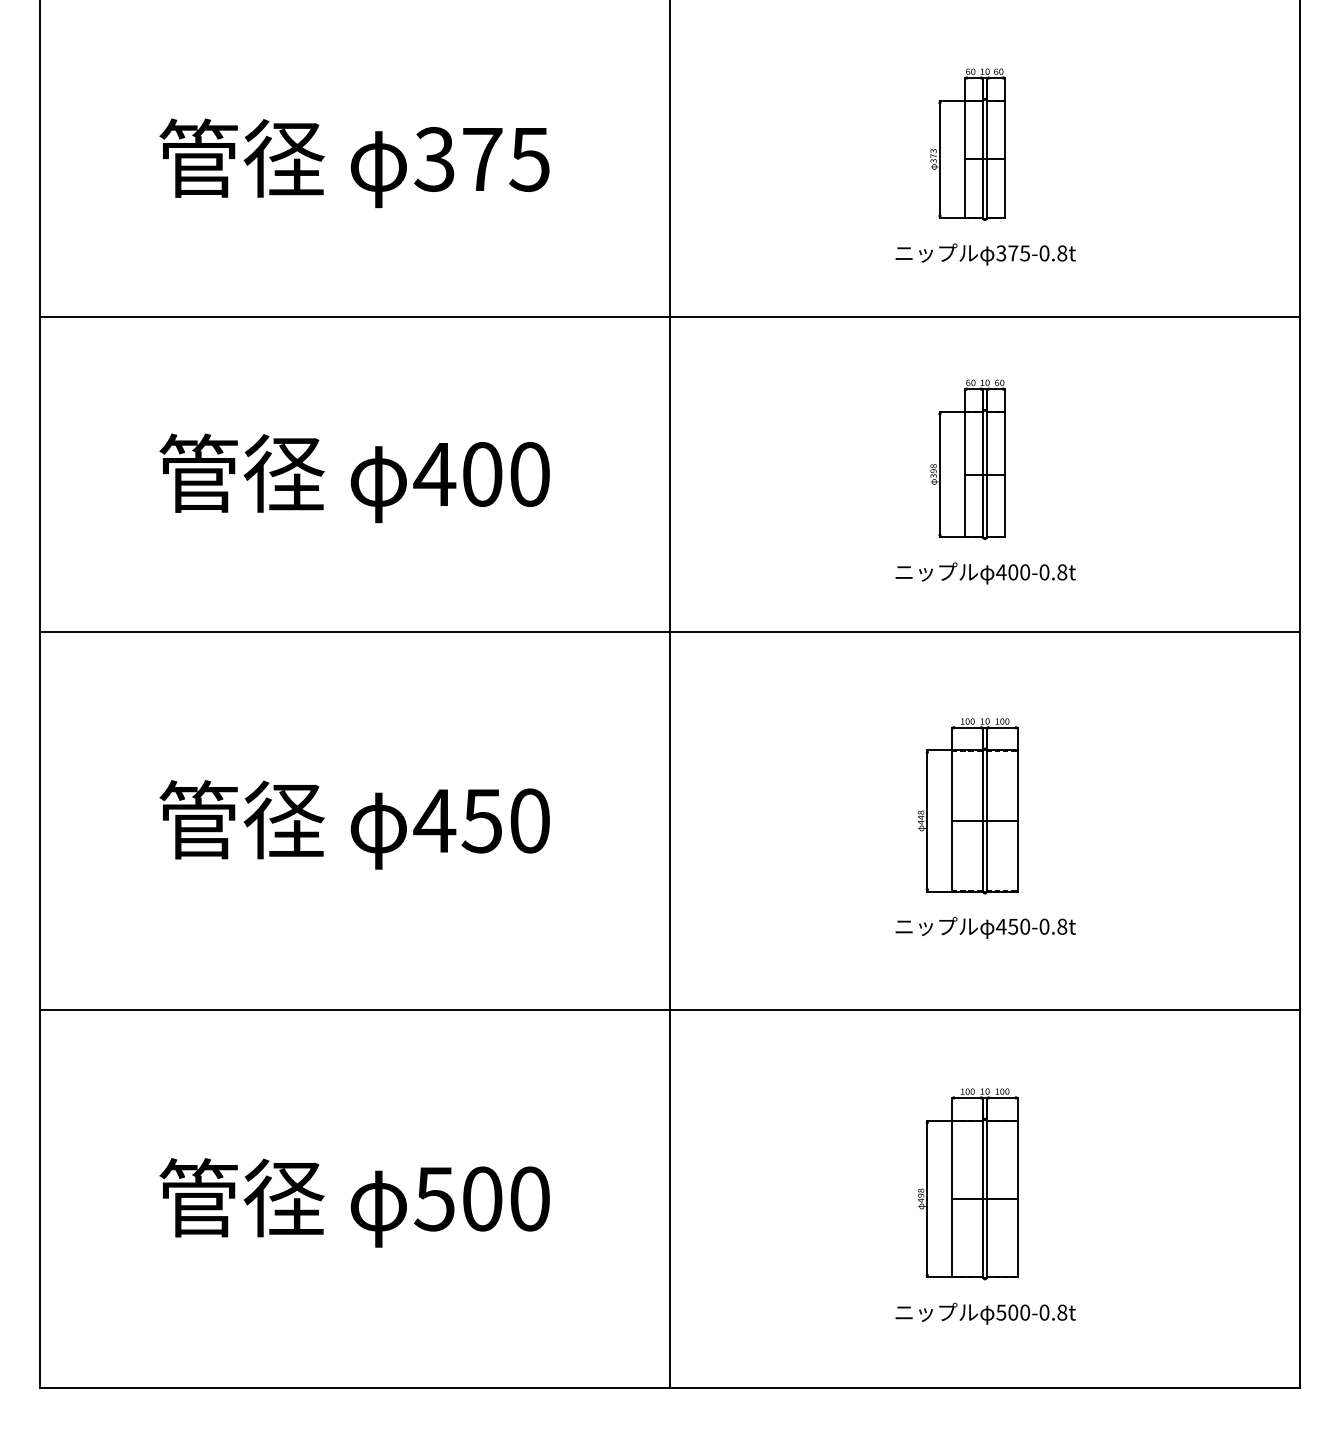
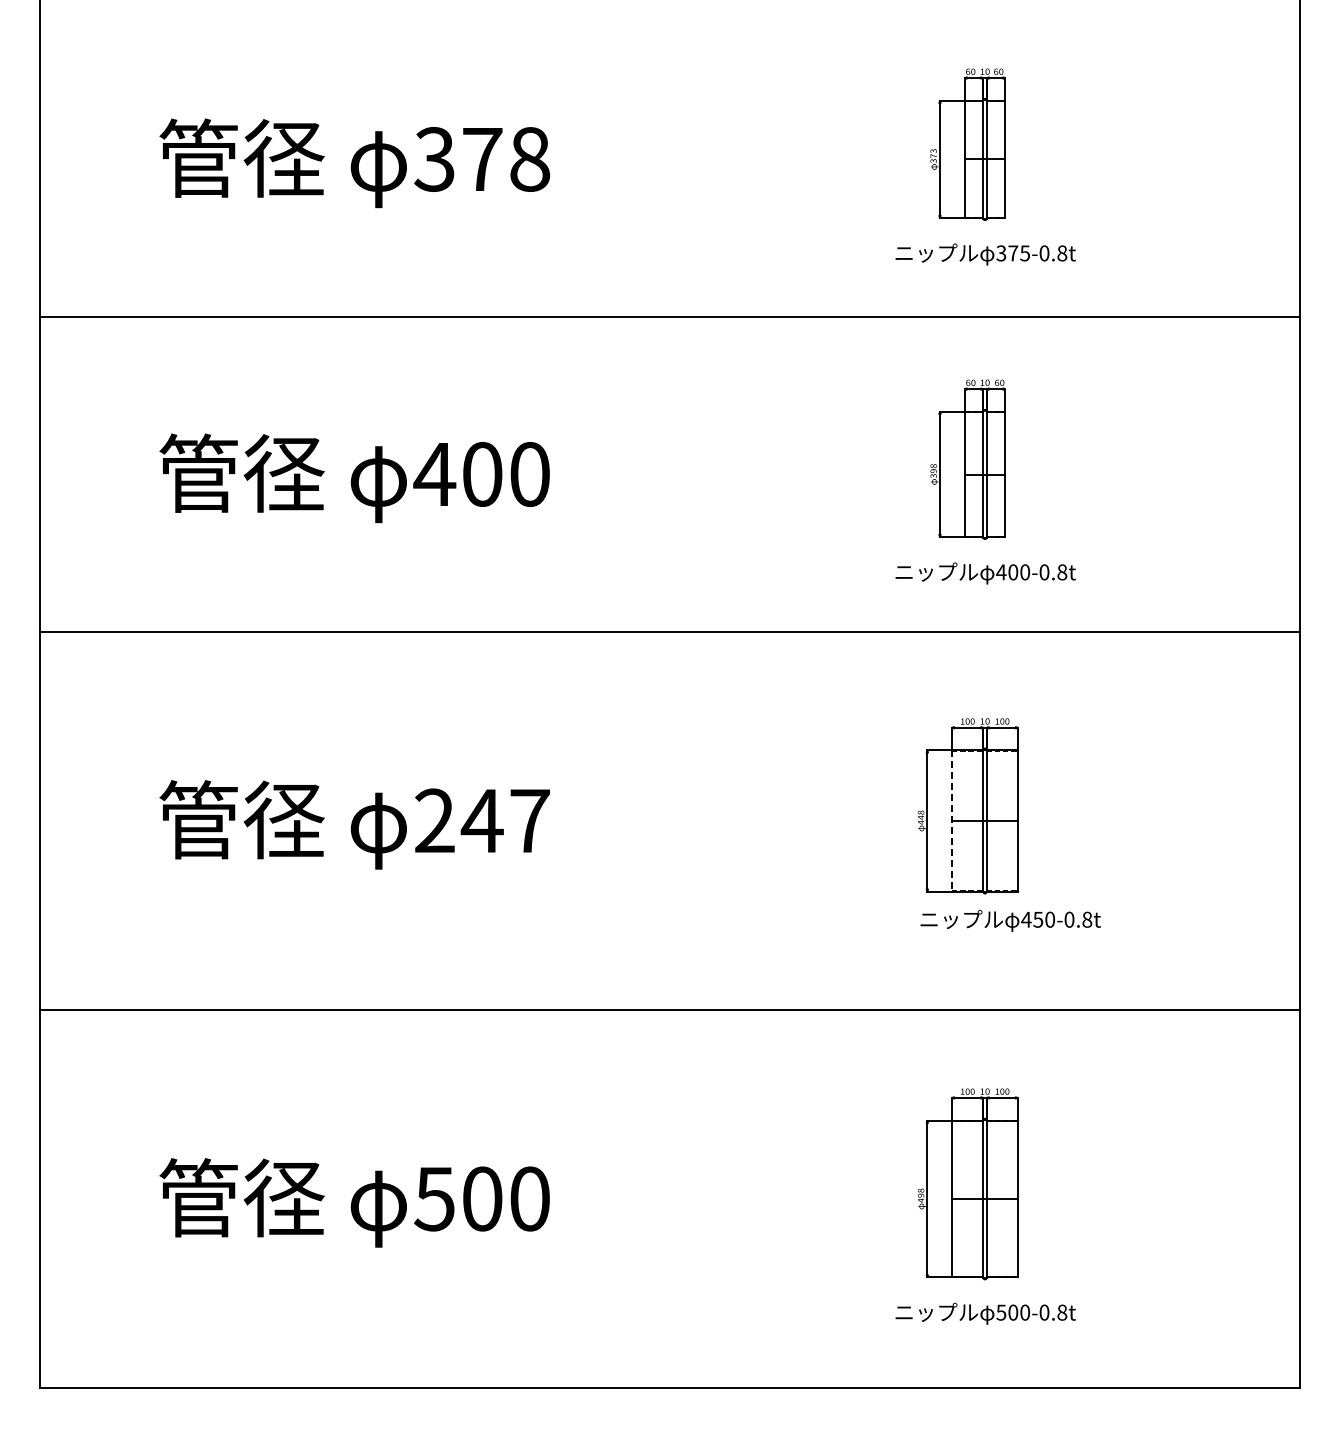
text: 375 -> 378 (529, 159)
line: present -> none (669, 695)
text: 450 -> 247 (481, 820)
line: solid -> dashed (951, 821)
text position: (985, 927) -> (1010, 920) (1010, 920)
